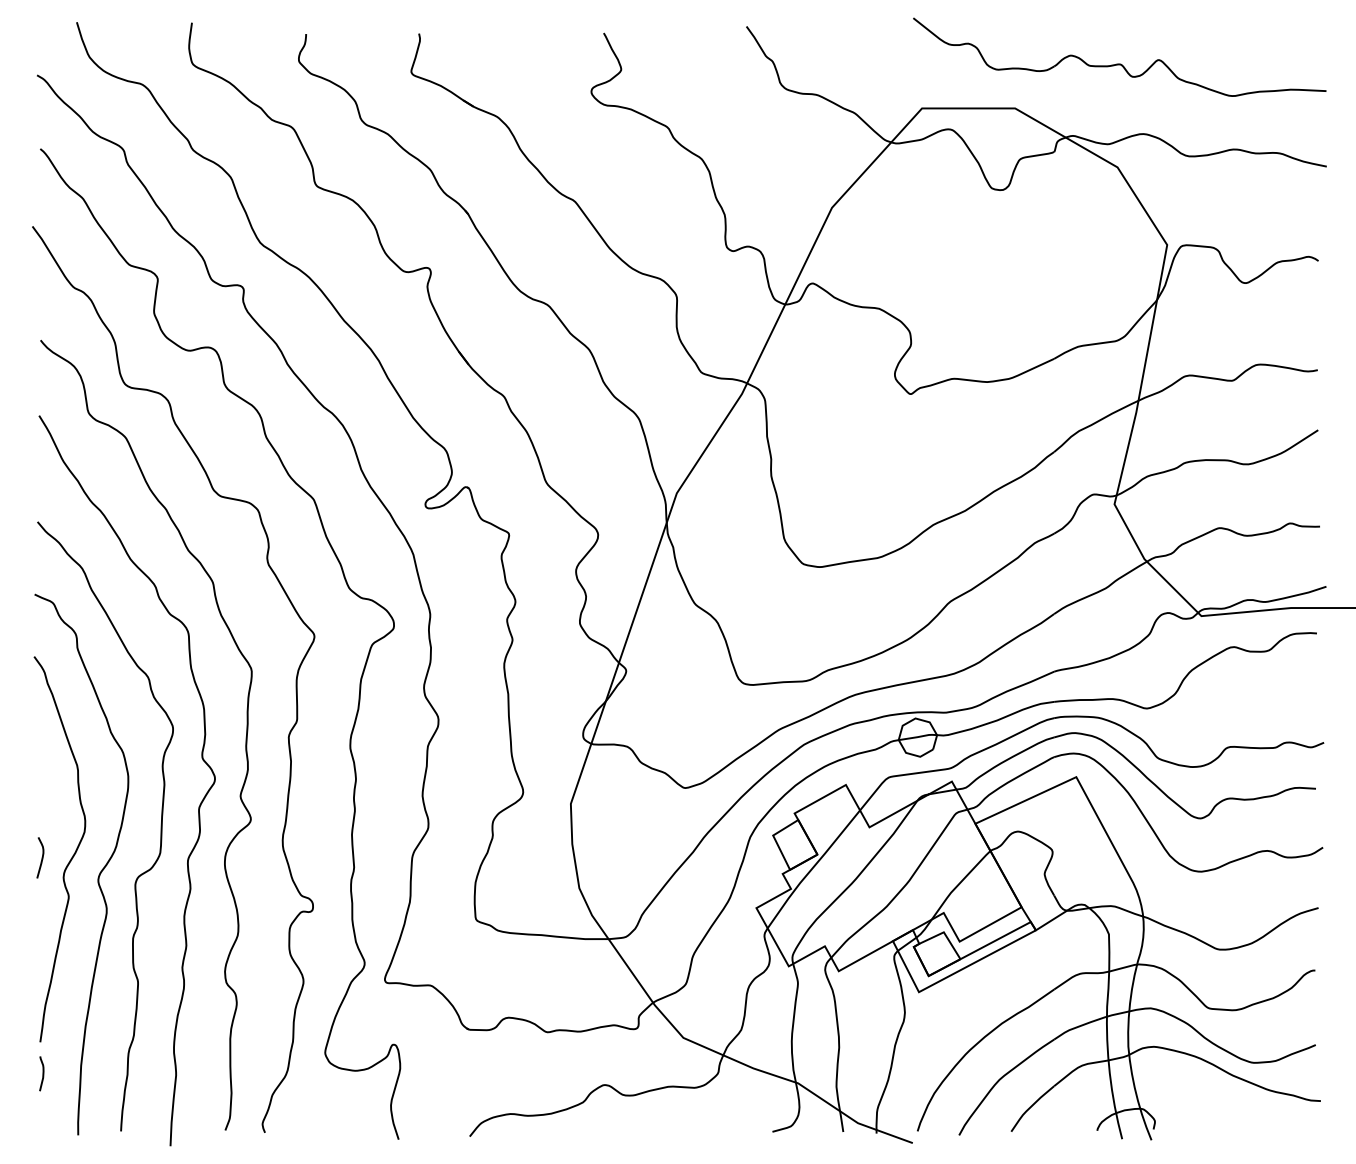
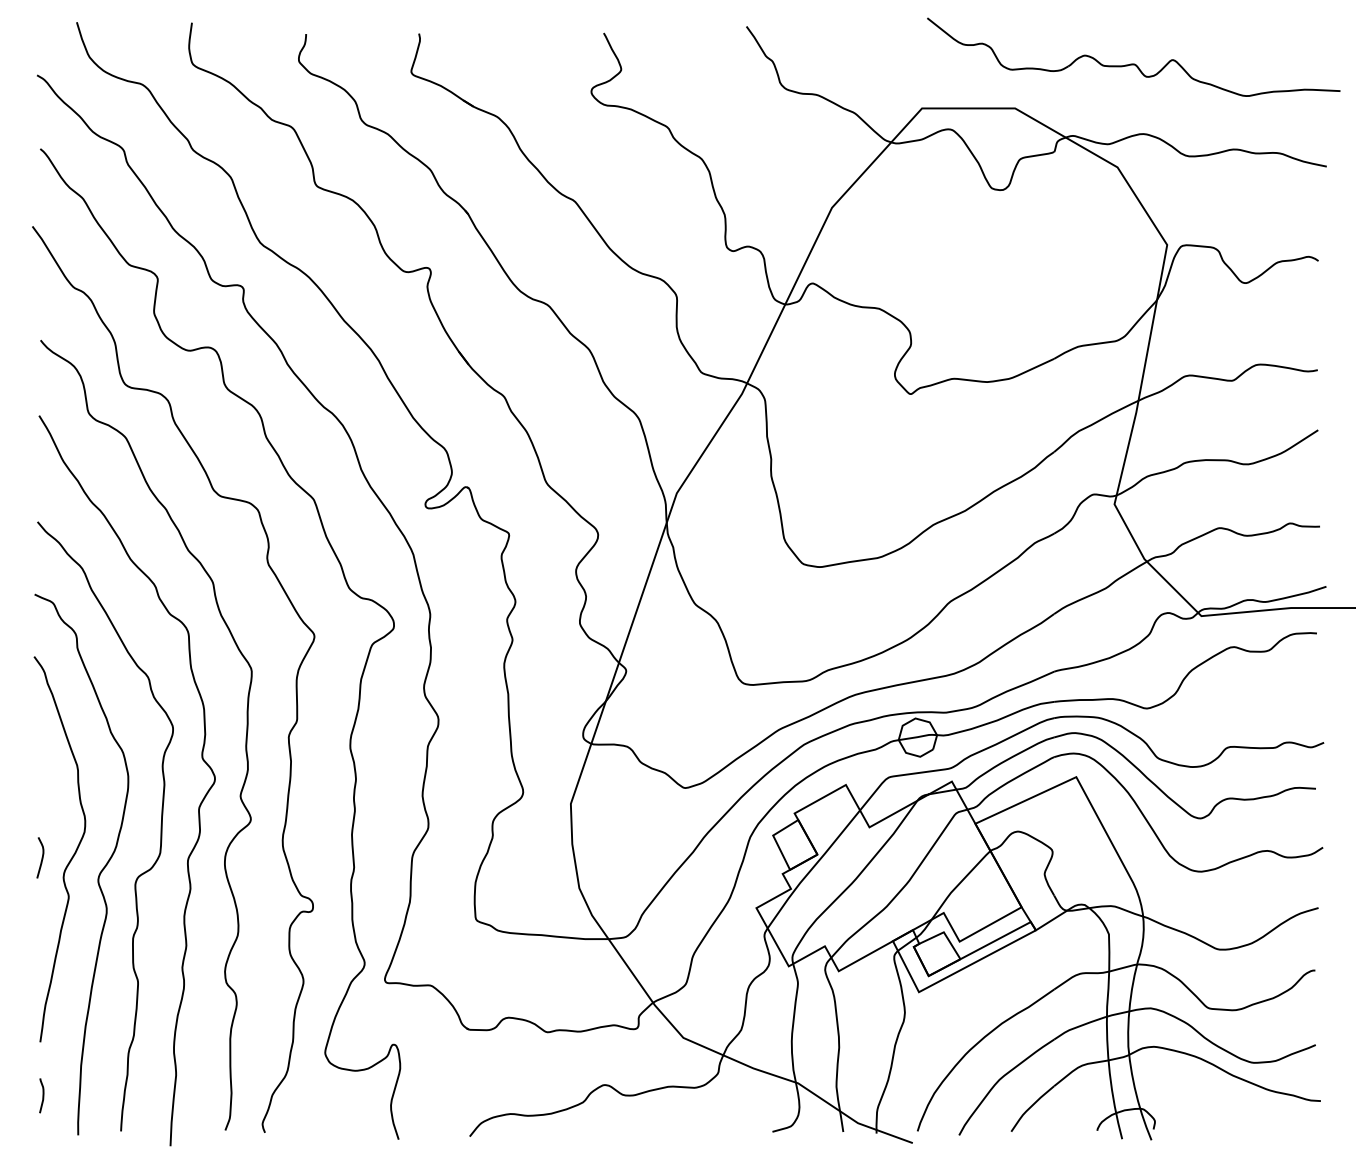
part position: (1119, 63) -> (1133, 63) (1133, 63)
curve position: (42, 1073) -> (42, 1095) (42, 1095)
